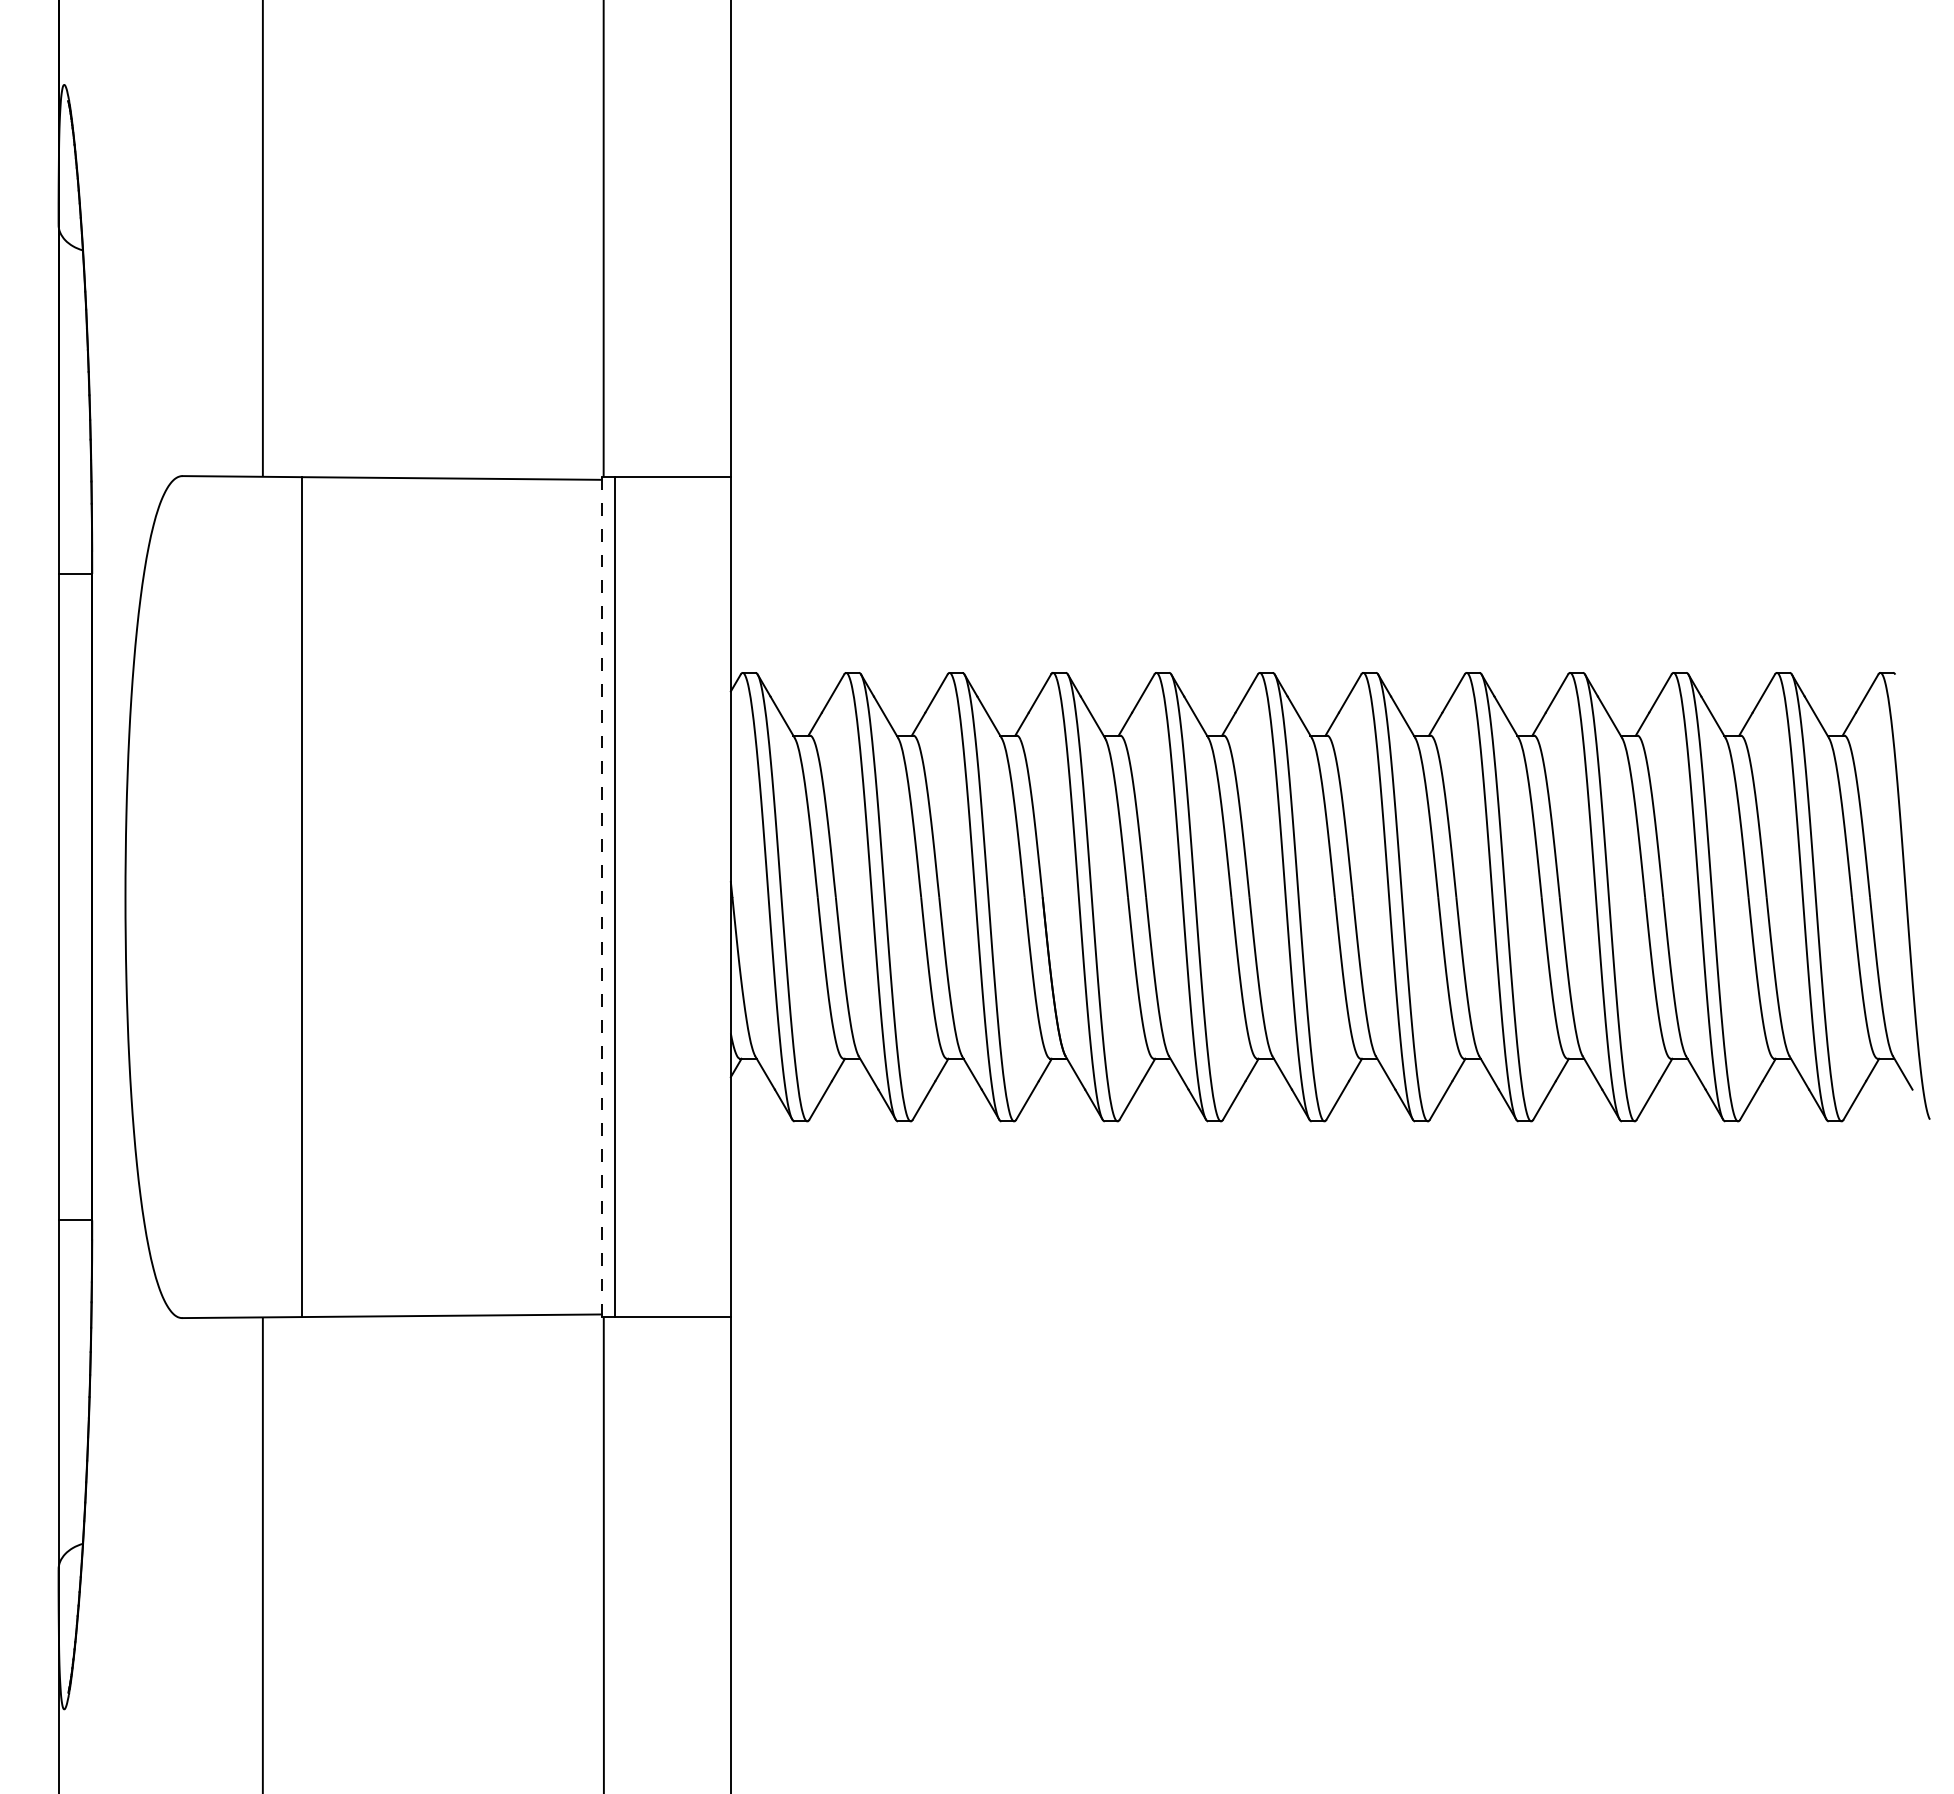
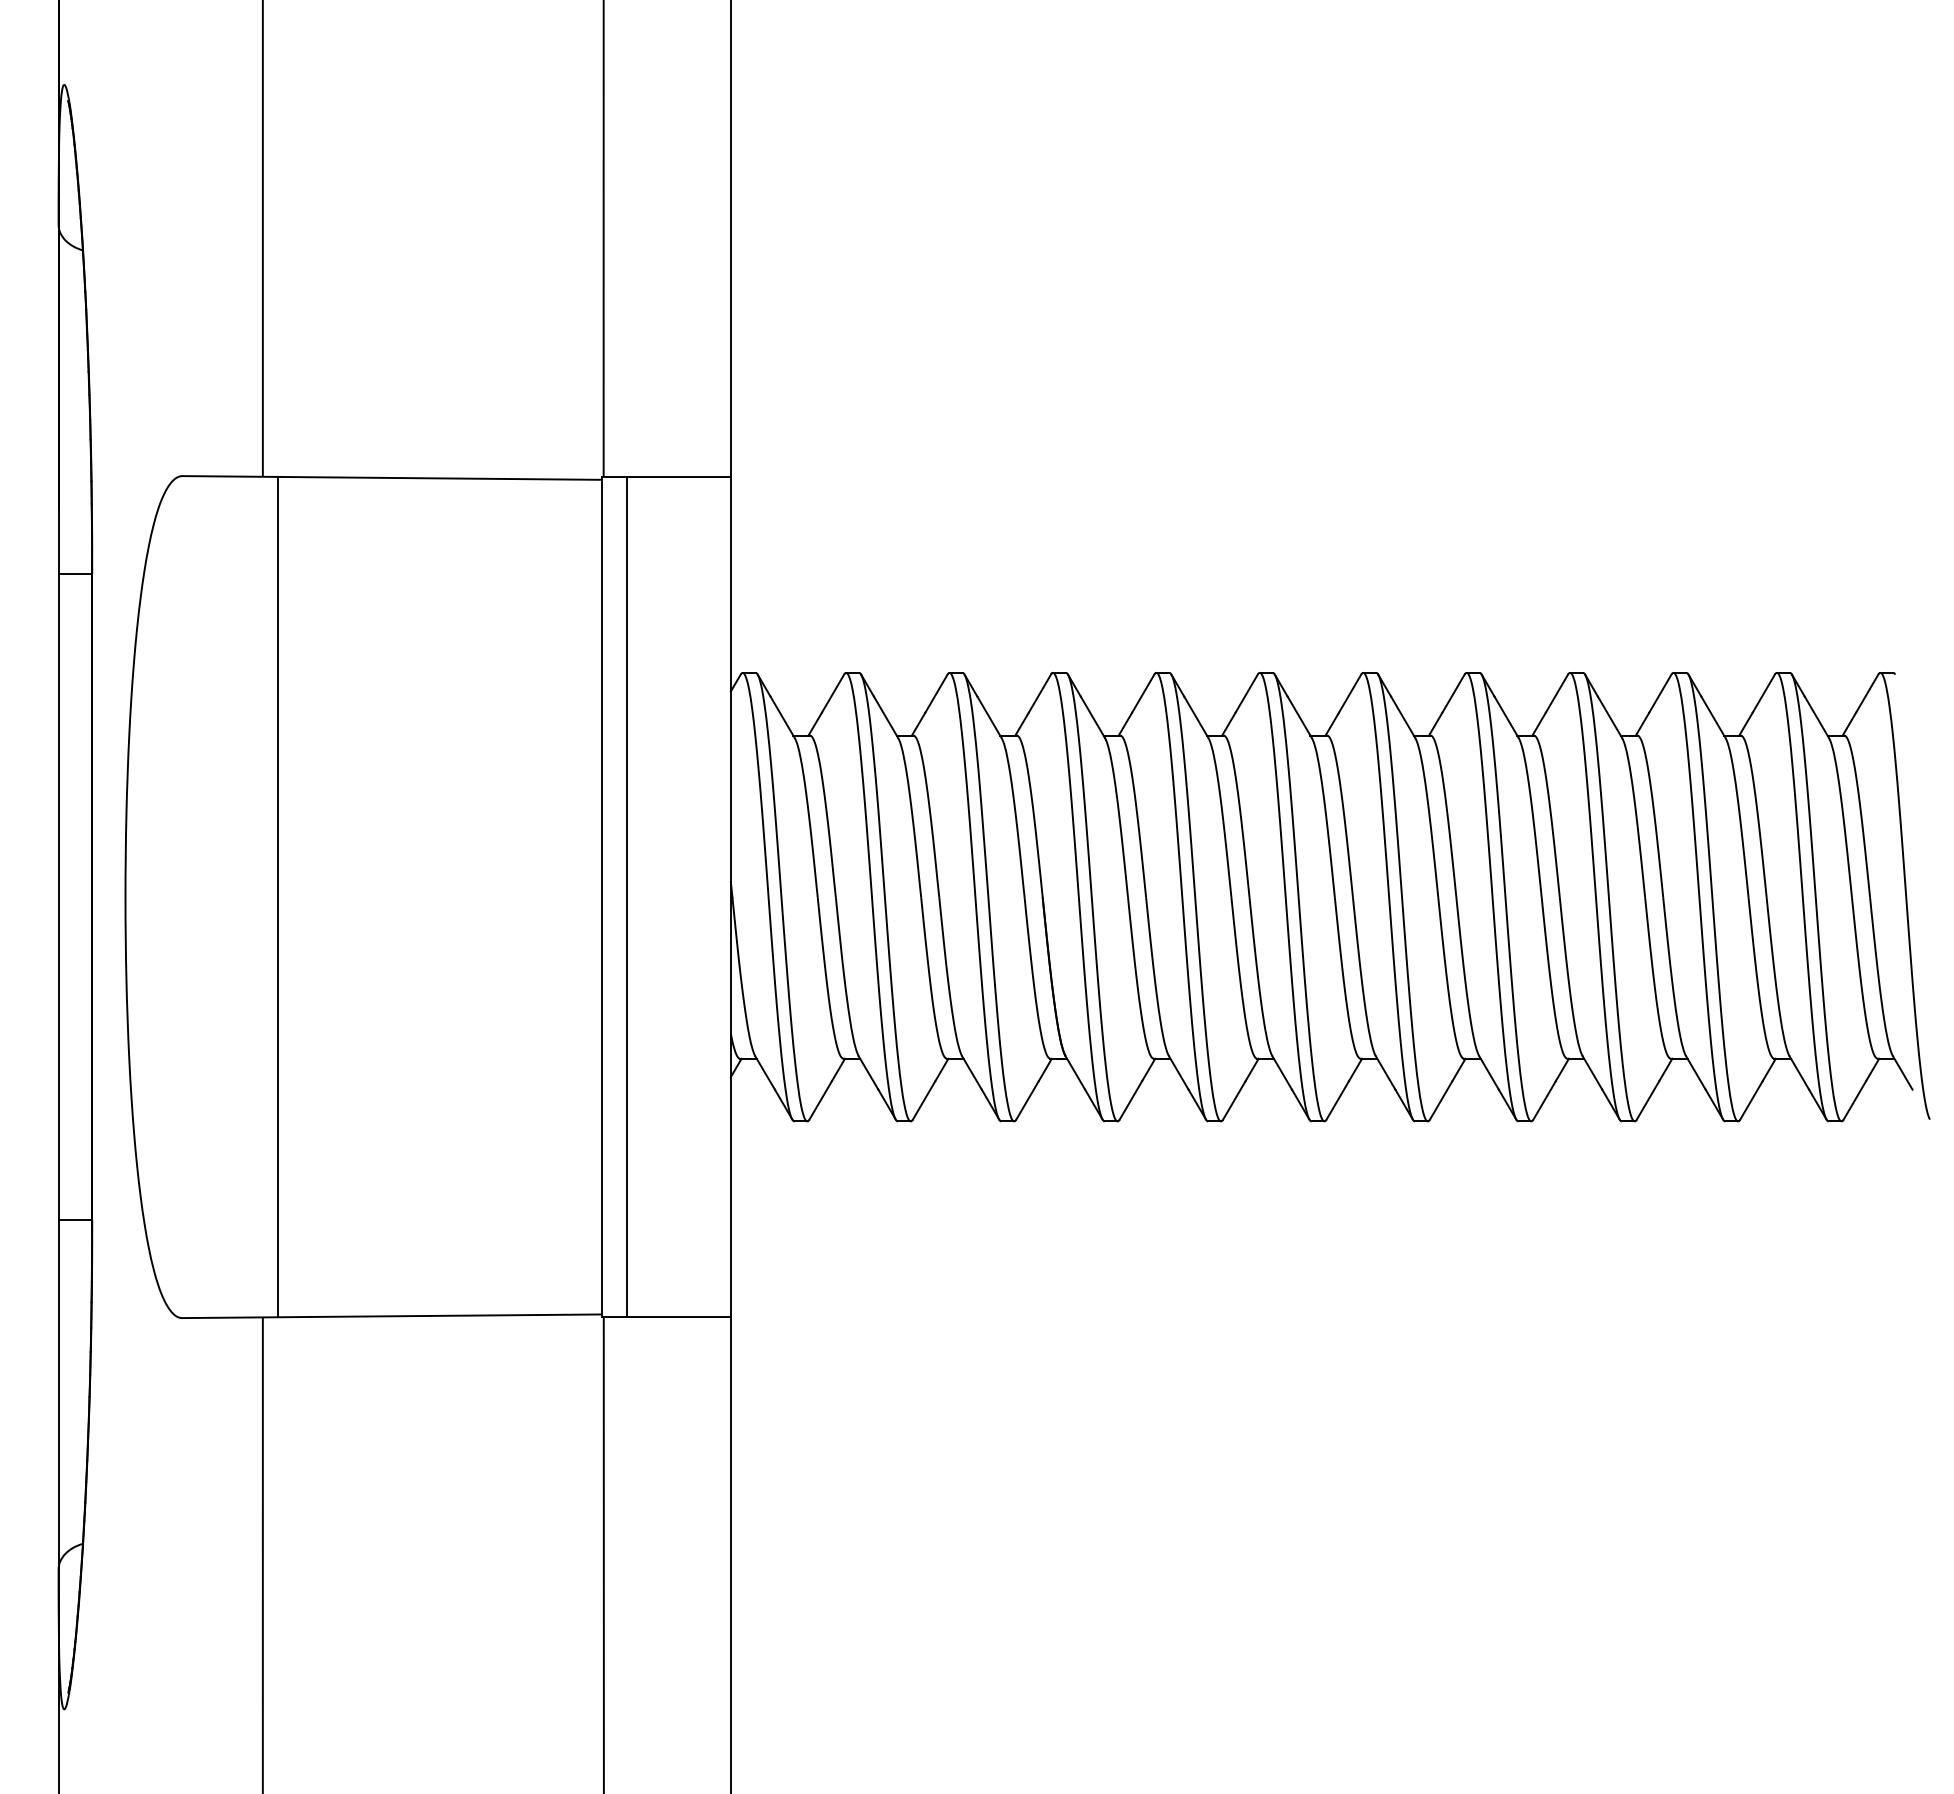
line: dashed -> solid (601, 896)
line position: (302, 897) -> (278, 897) (278, 897)
line position: (615, 897) -> (627, 897) (627, 897)
